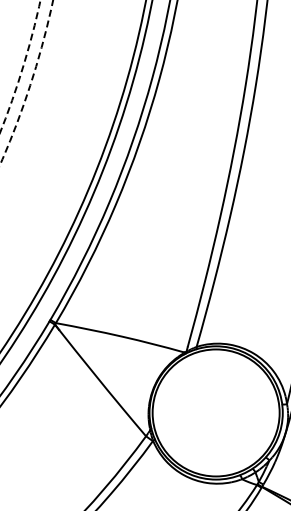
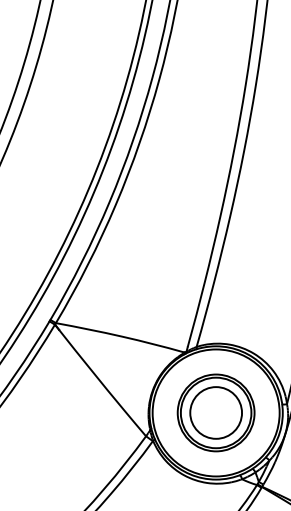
arc: dashed -> solid (23, 67)
arc: dashed -> solid (30, 83)
part: none -> present (215, 412)
